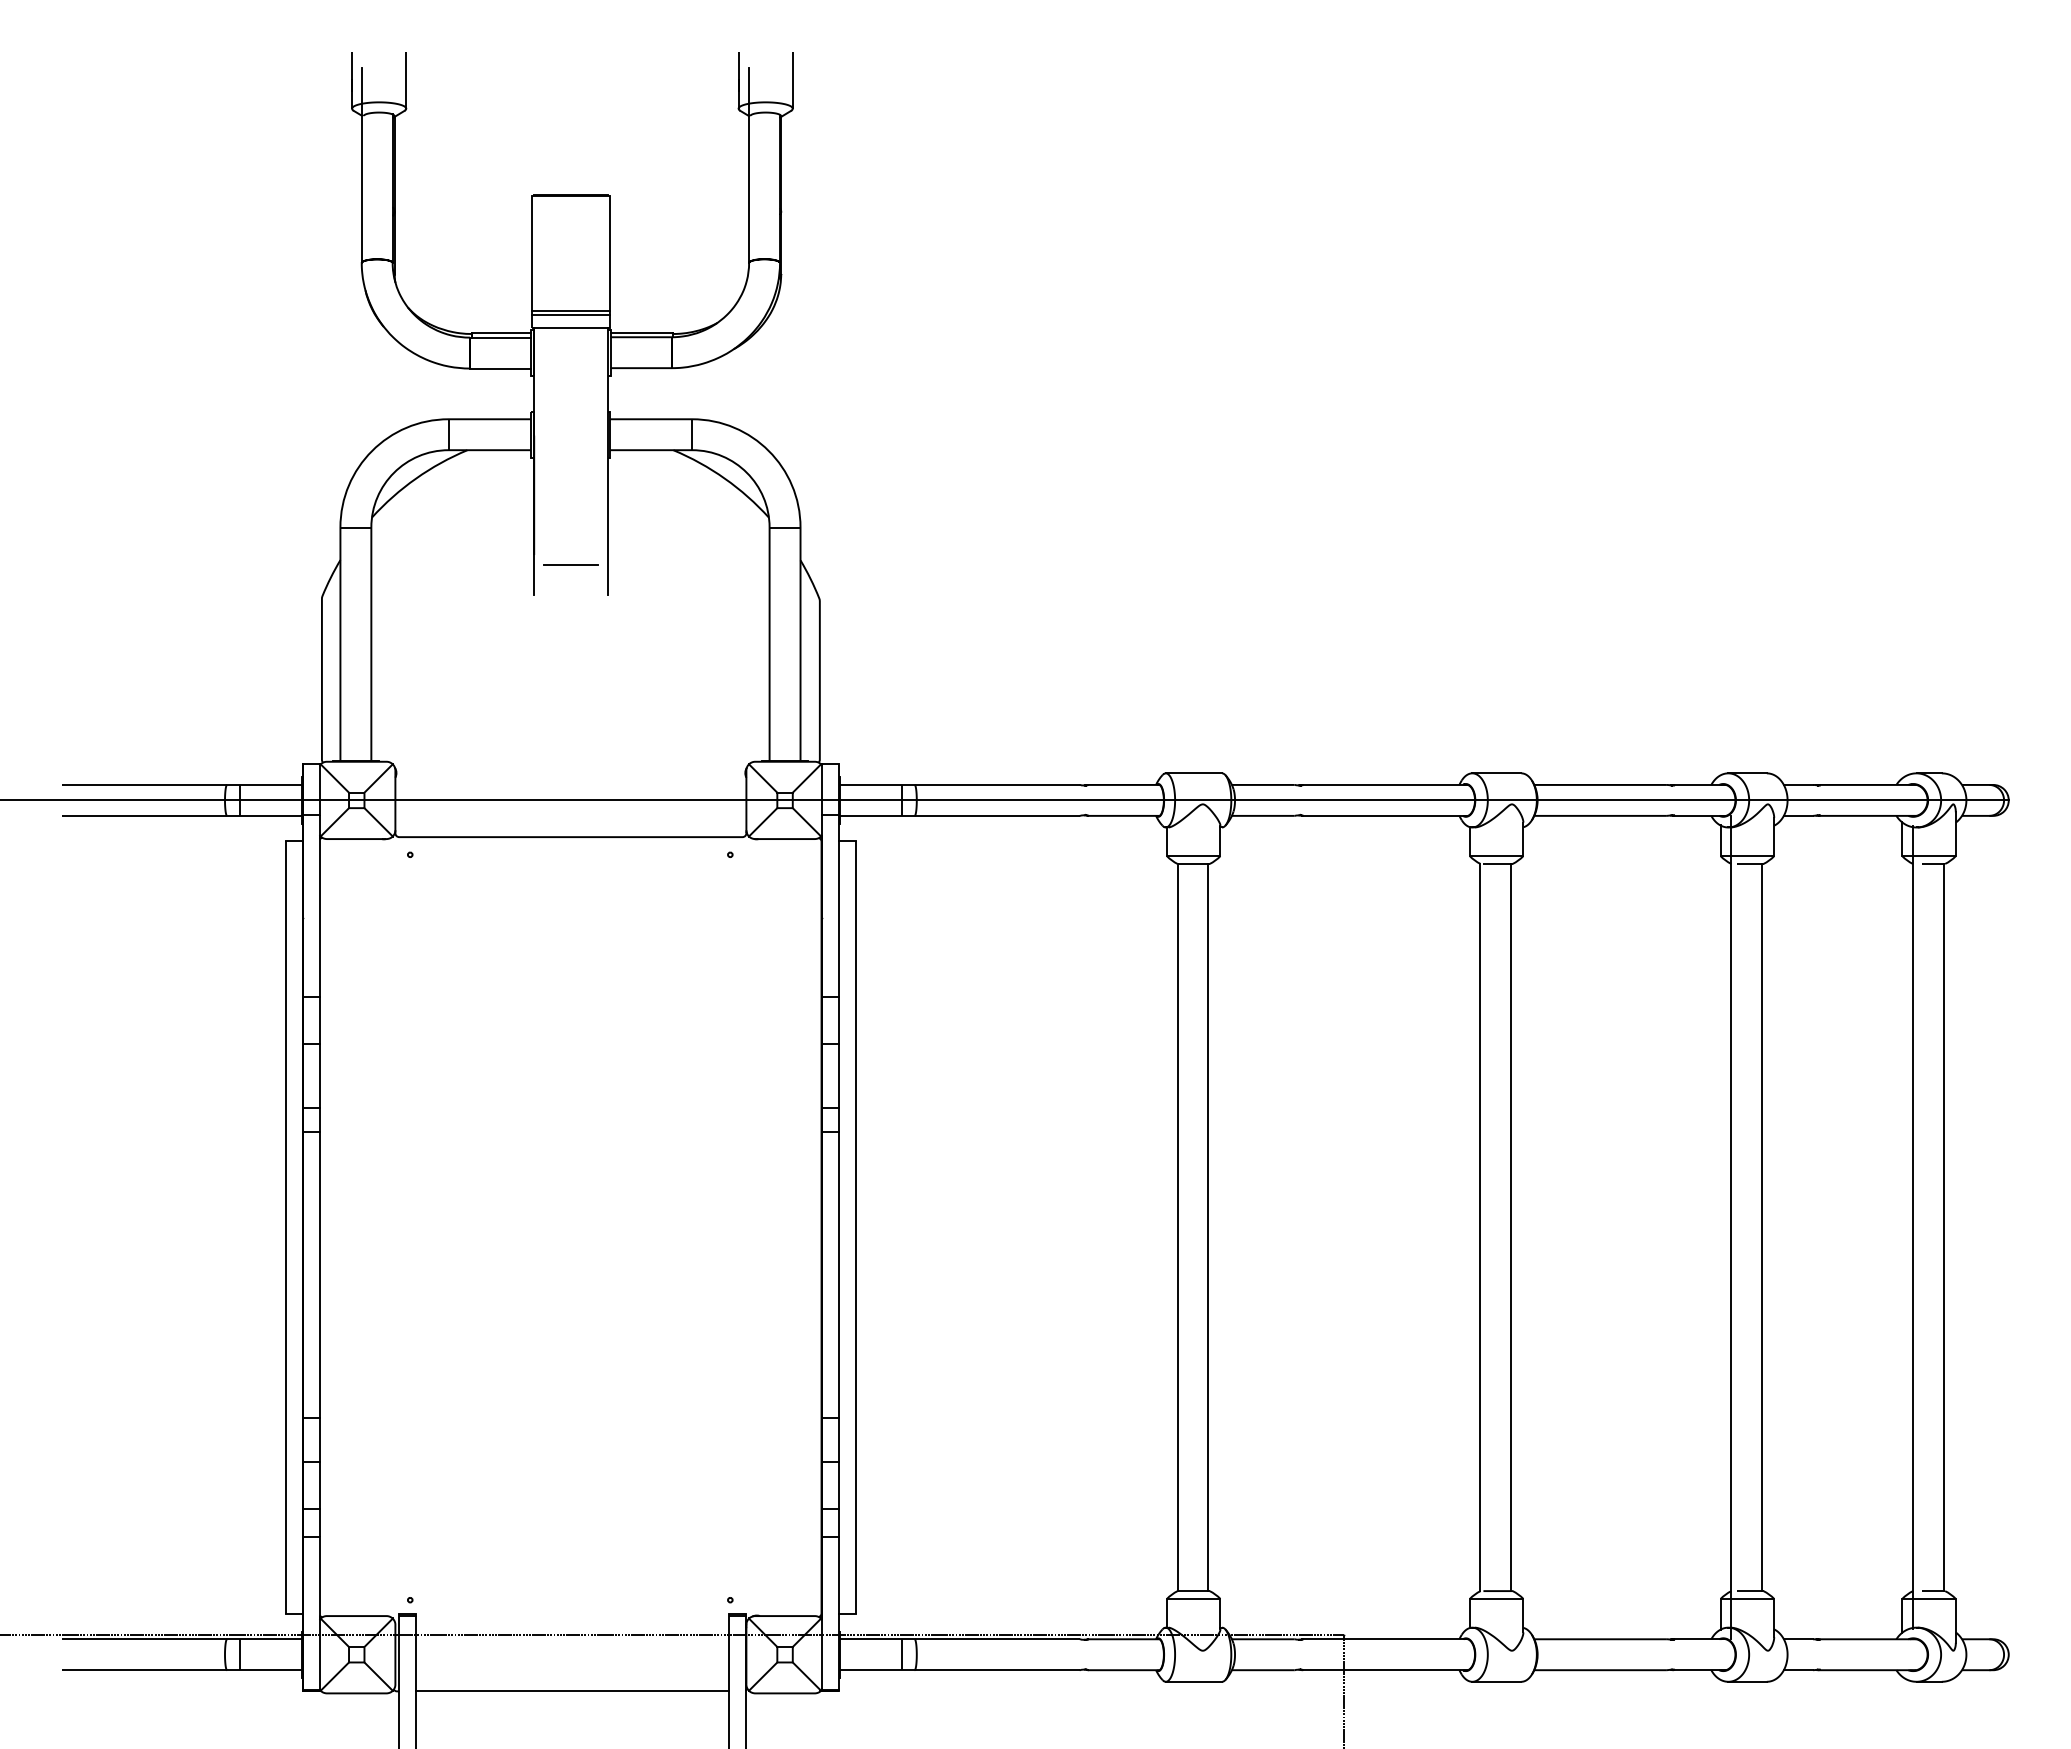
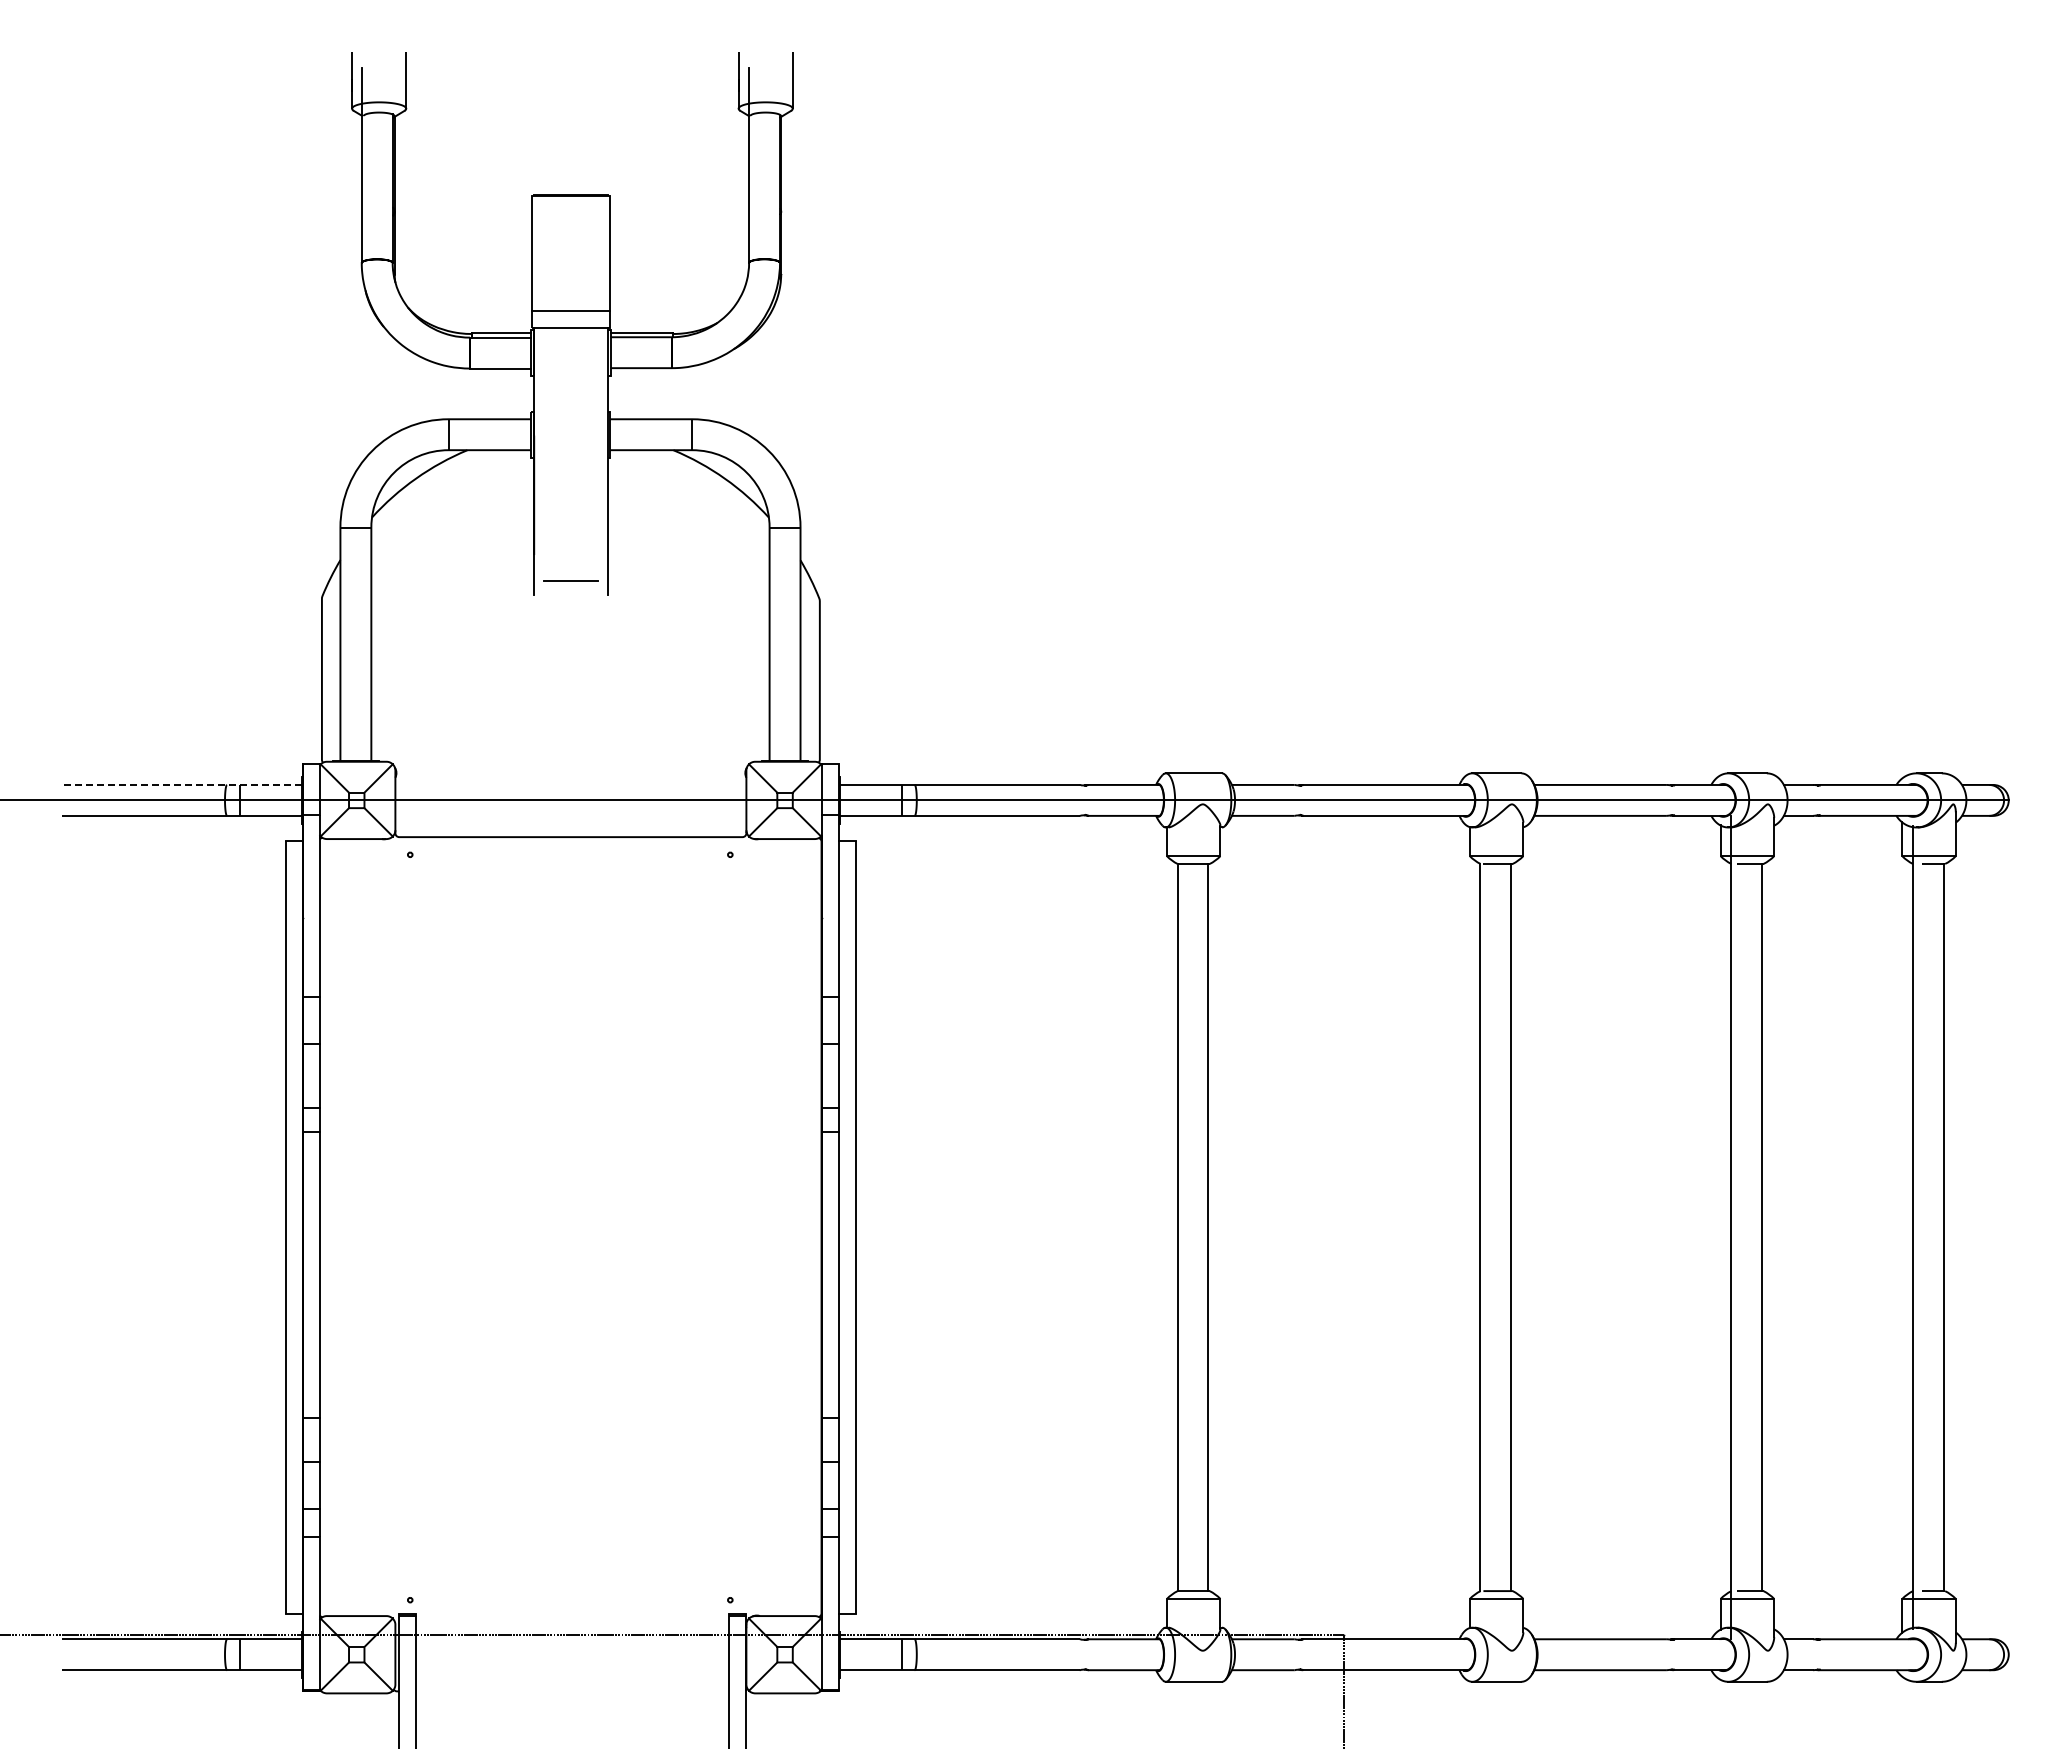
line: present -> none (570, 314)
line position: (570, 564) -> (570, 580) (570, 580)
line: solid -> dashed (183, 784)
line: present -> none (572, 1691)
